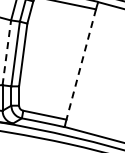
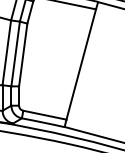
line: dashed -> solid (6, 52)
line: dashed -> solid (81, 64)
